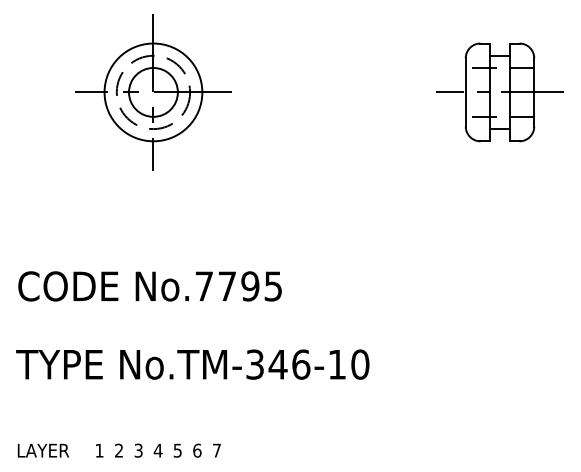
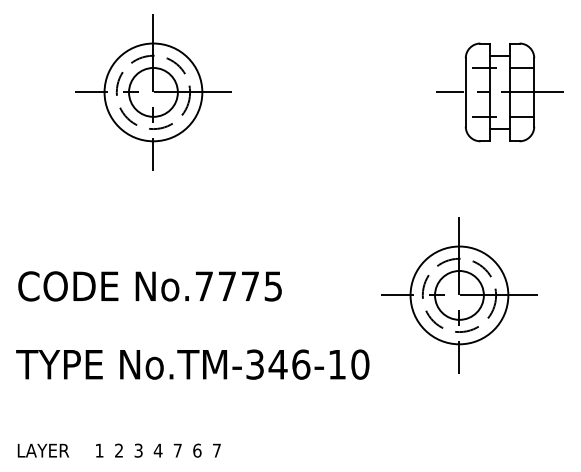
text: No.7795 -> No.7775 (250, 286)
part: none -> present (459, 295)
text: 5 -> 7 (177, 450)
